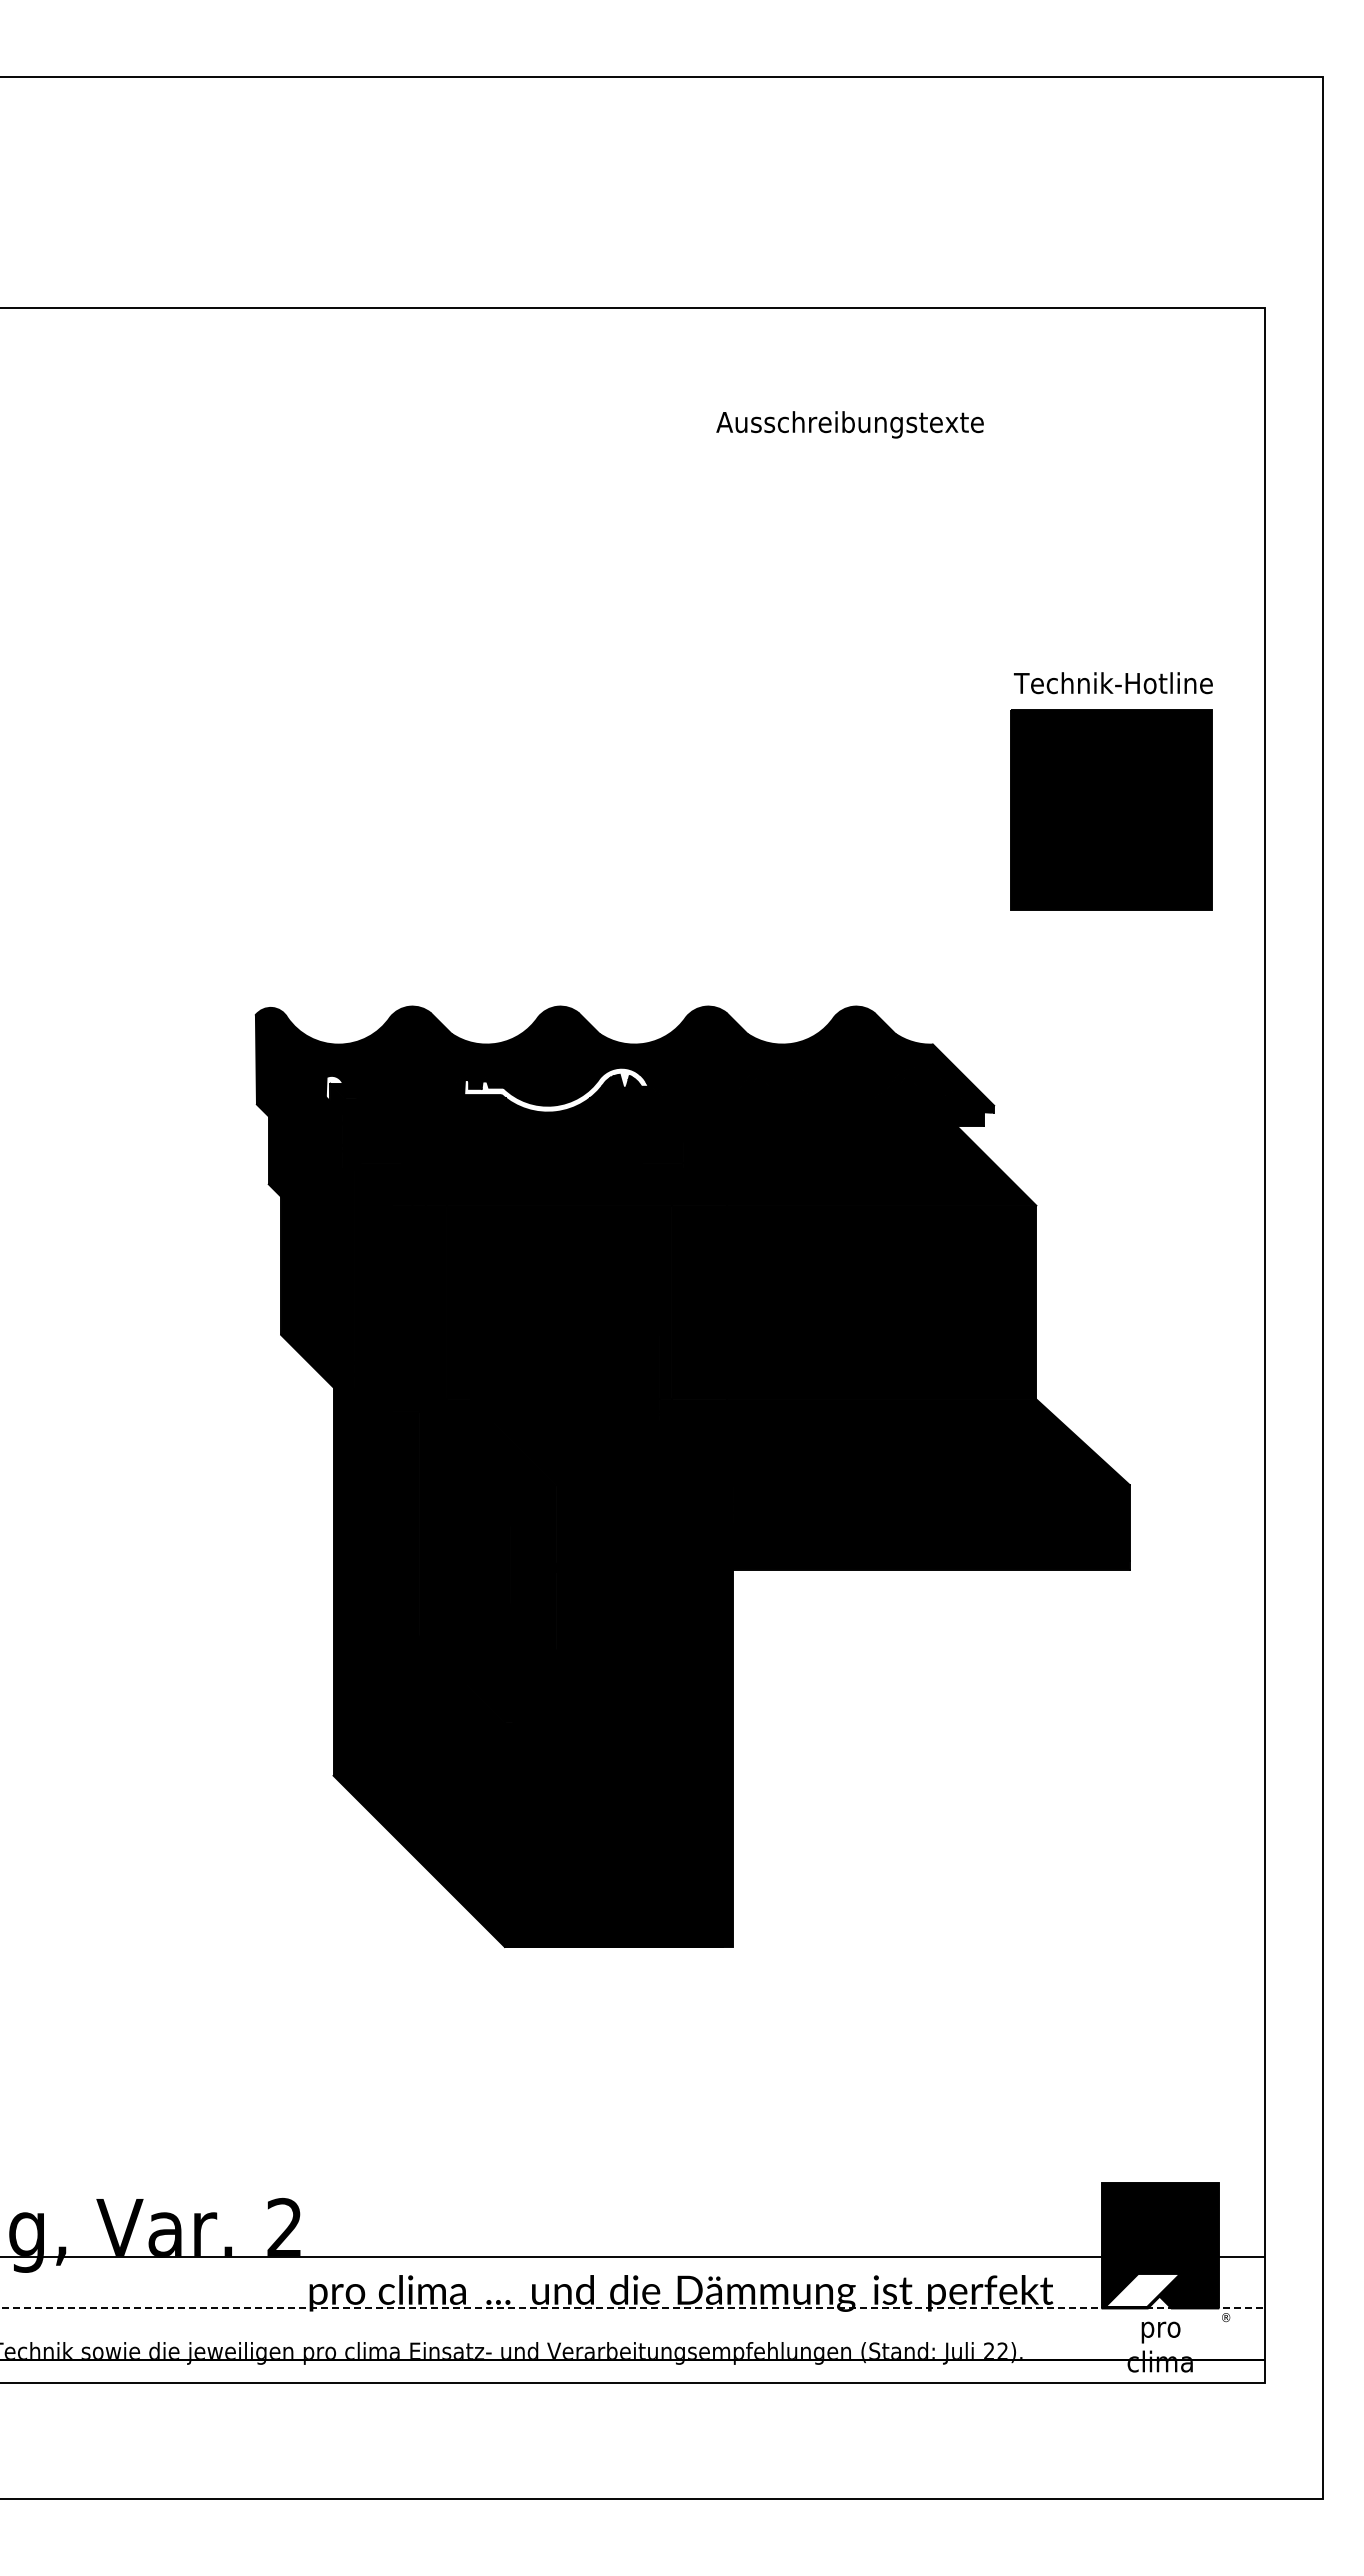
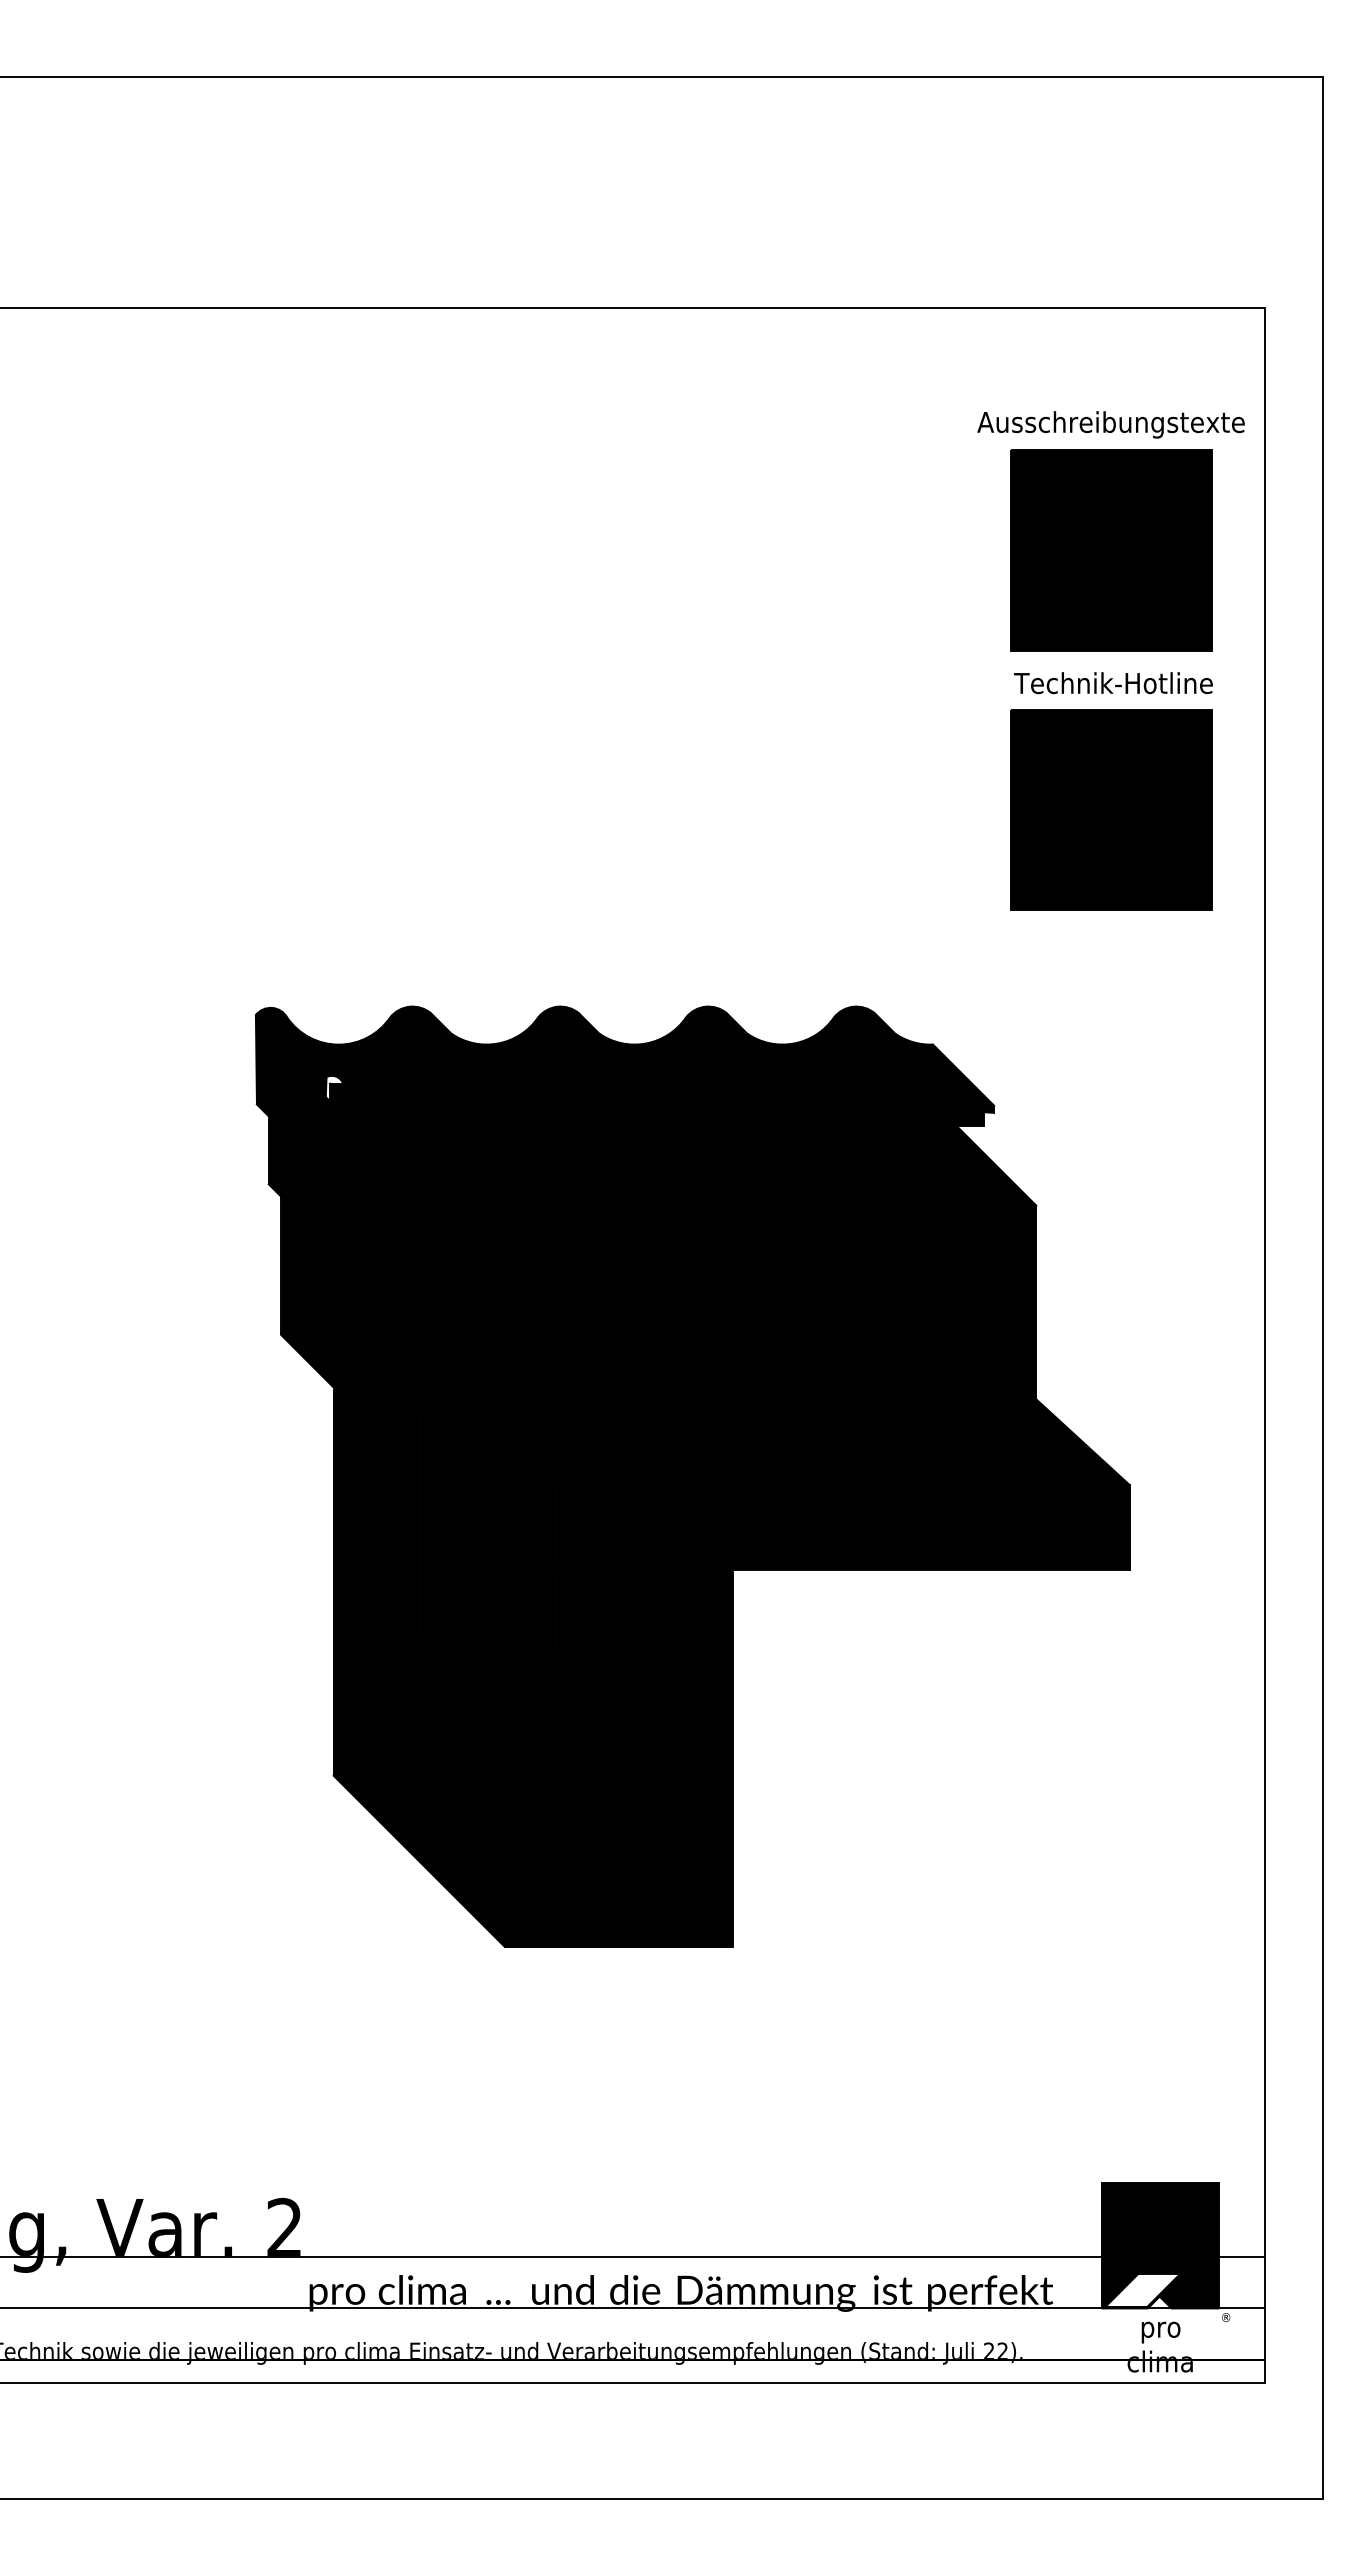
text position: (849, 424) -> (1110, 424) (1110, 424)
part: none -> present (1111, 550)
fill: none -> present (556, 1089)
line: dashed -> solid (633, 2308)
